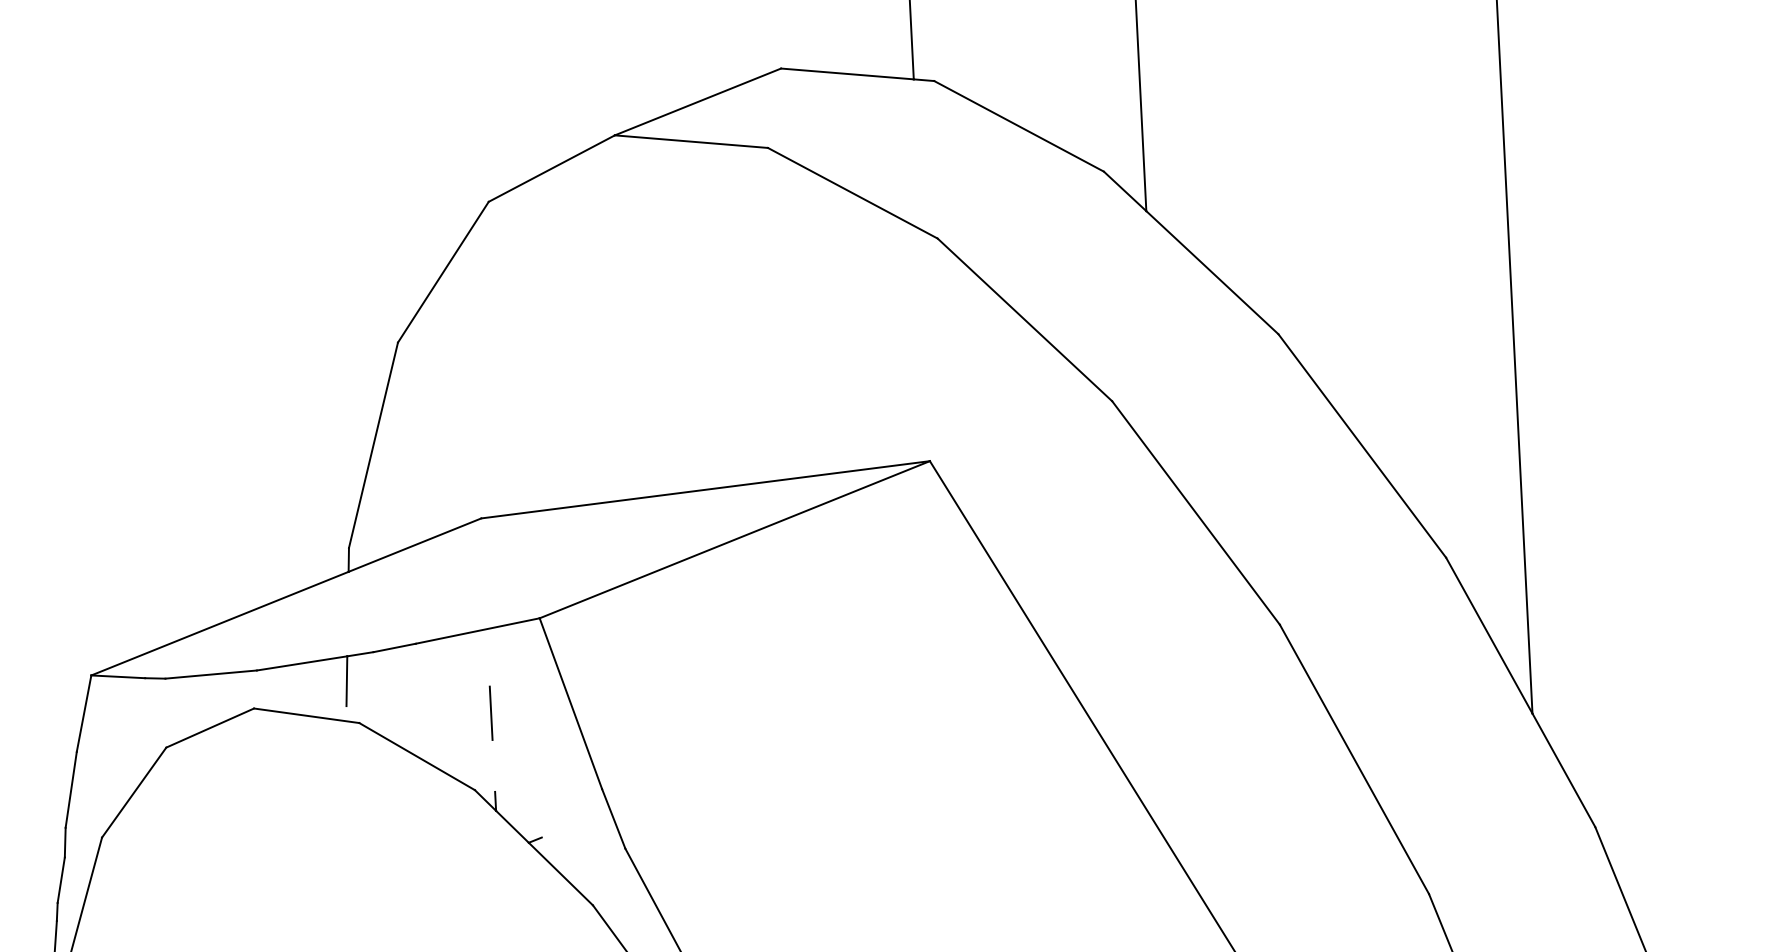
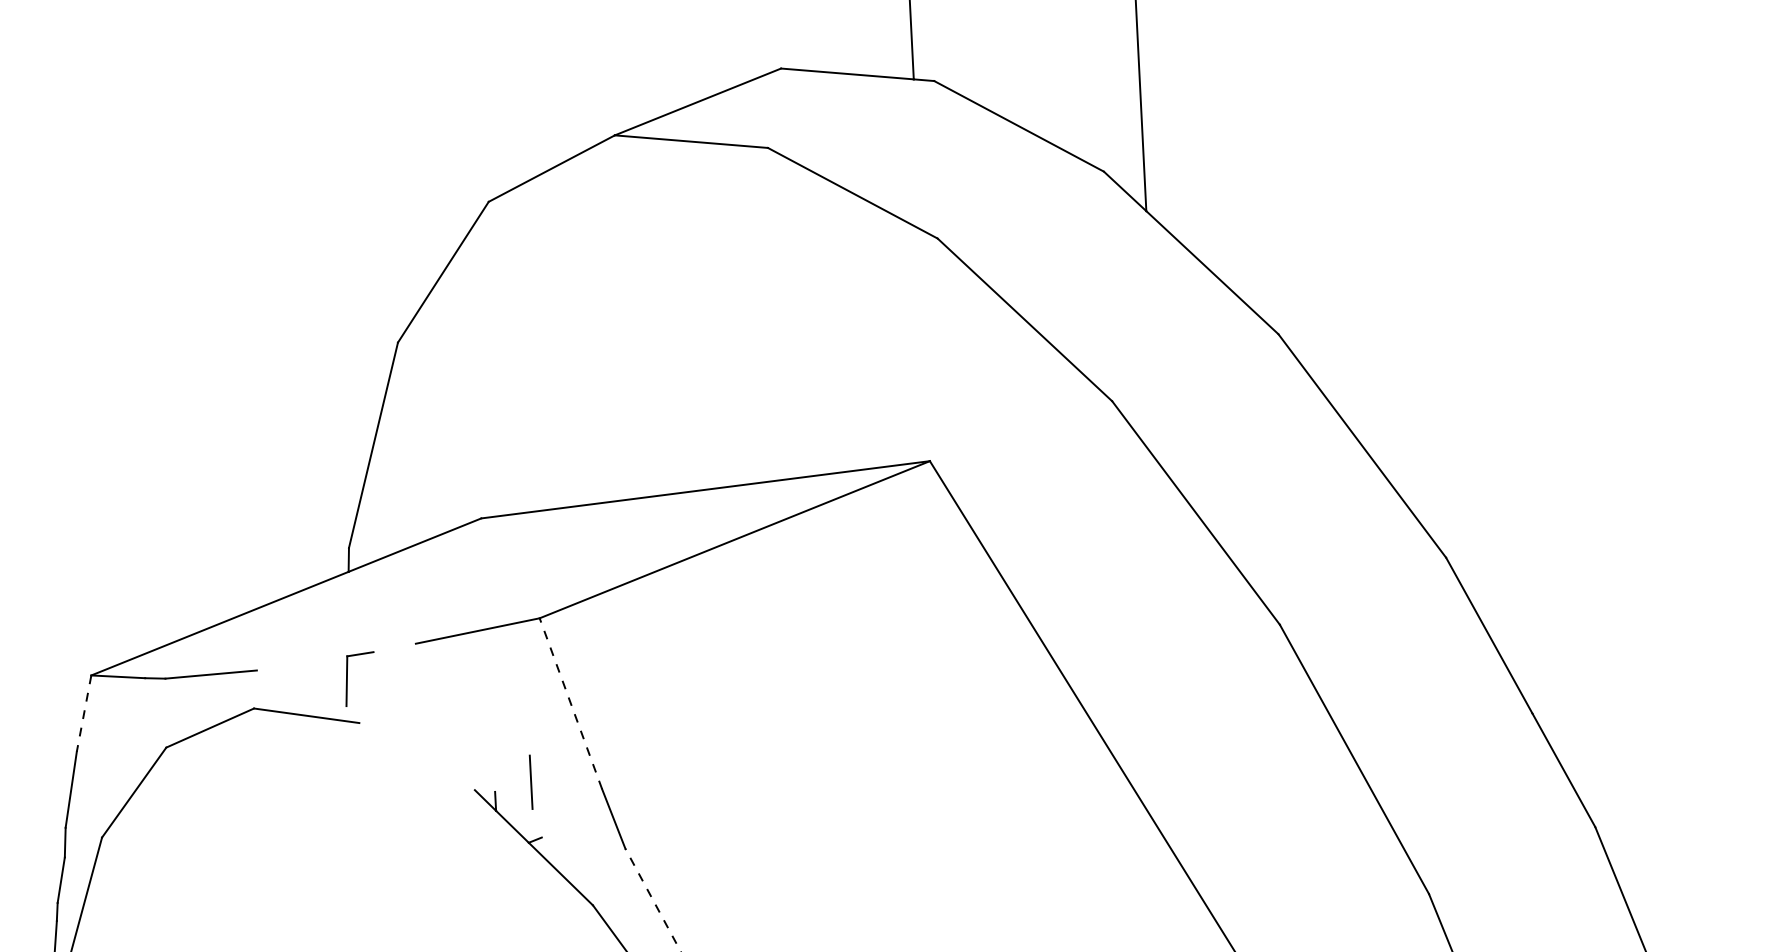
line: present -> none (1514, 357)
line: present -> none (394, 647)
line: present -> none (301, 663)
line: solid -> dashed (570, 703)
line position: (490, 712) -> (530, 781) (530, 781)
line: solid -> dashed (84, 713)
line: present -> none (416, 756)
line: solid -> dashed (652, 899)
